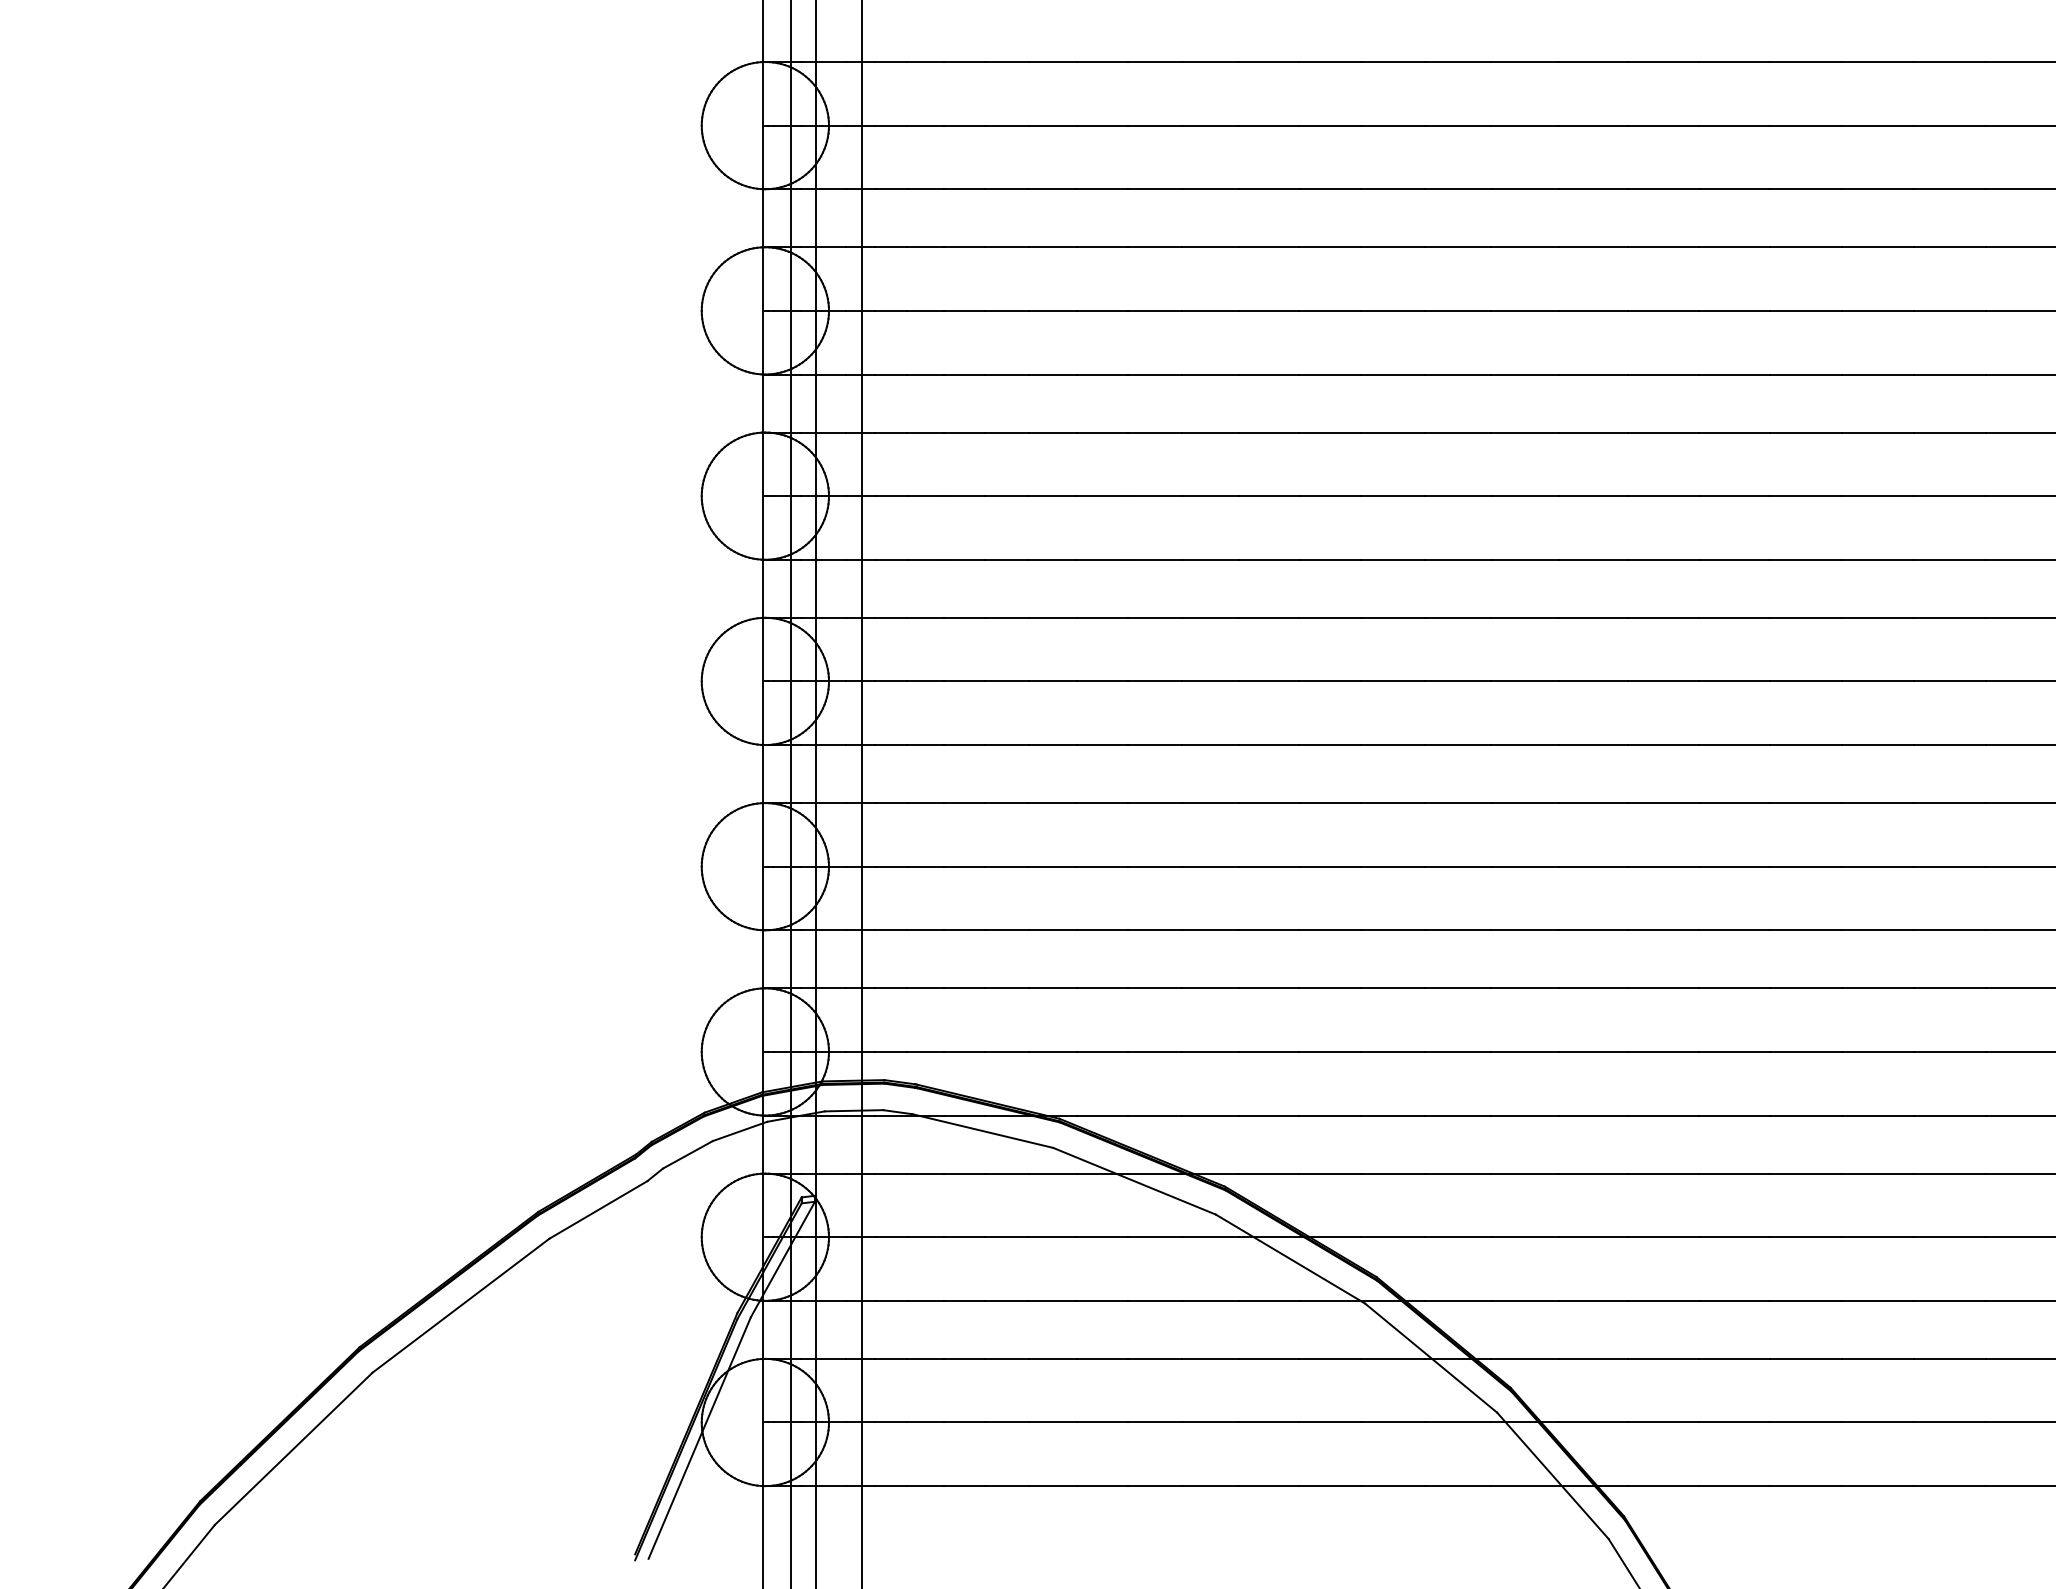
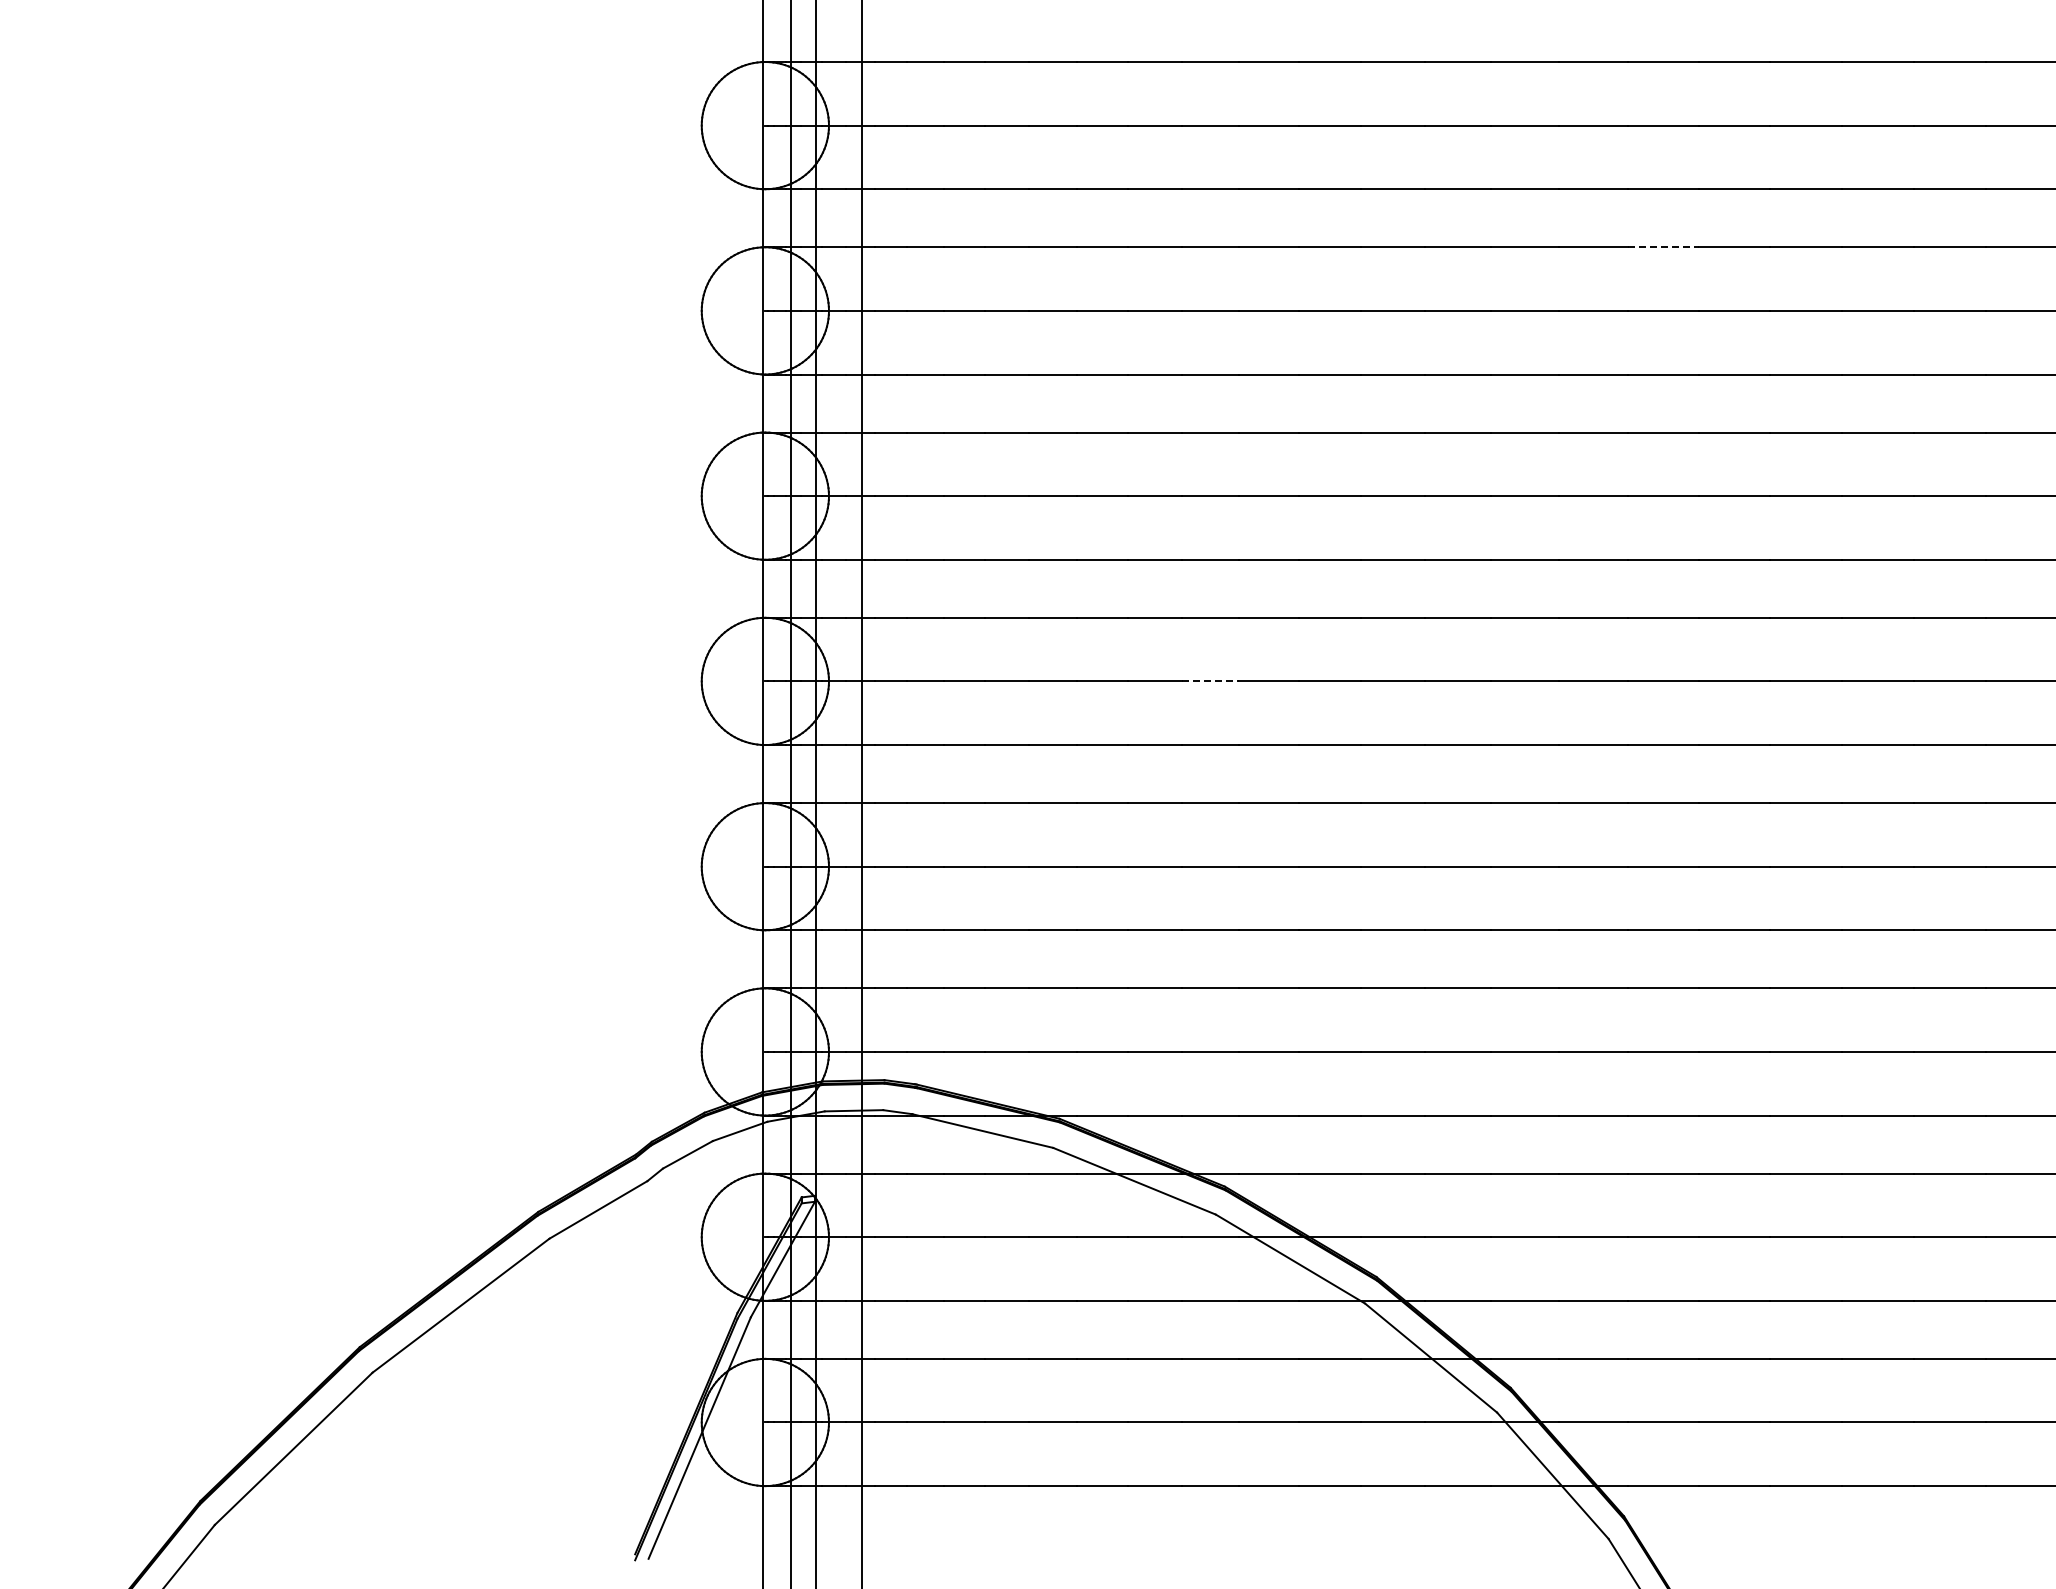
line: solid -> dashed (1664, 247)
line: solid -> dashed (1210, 681)
